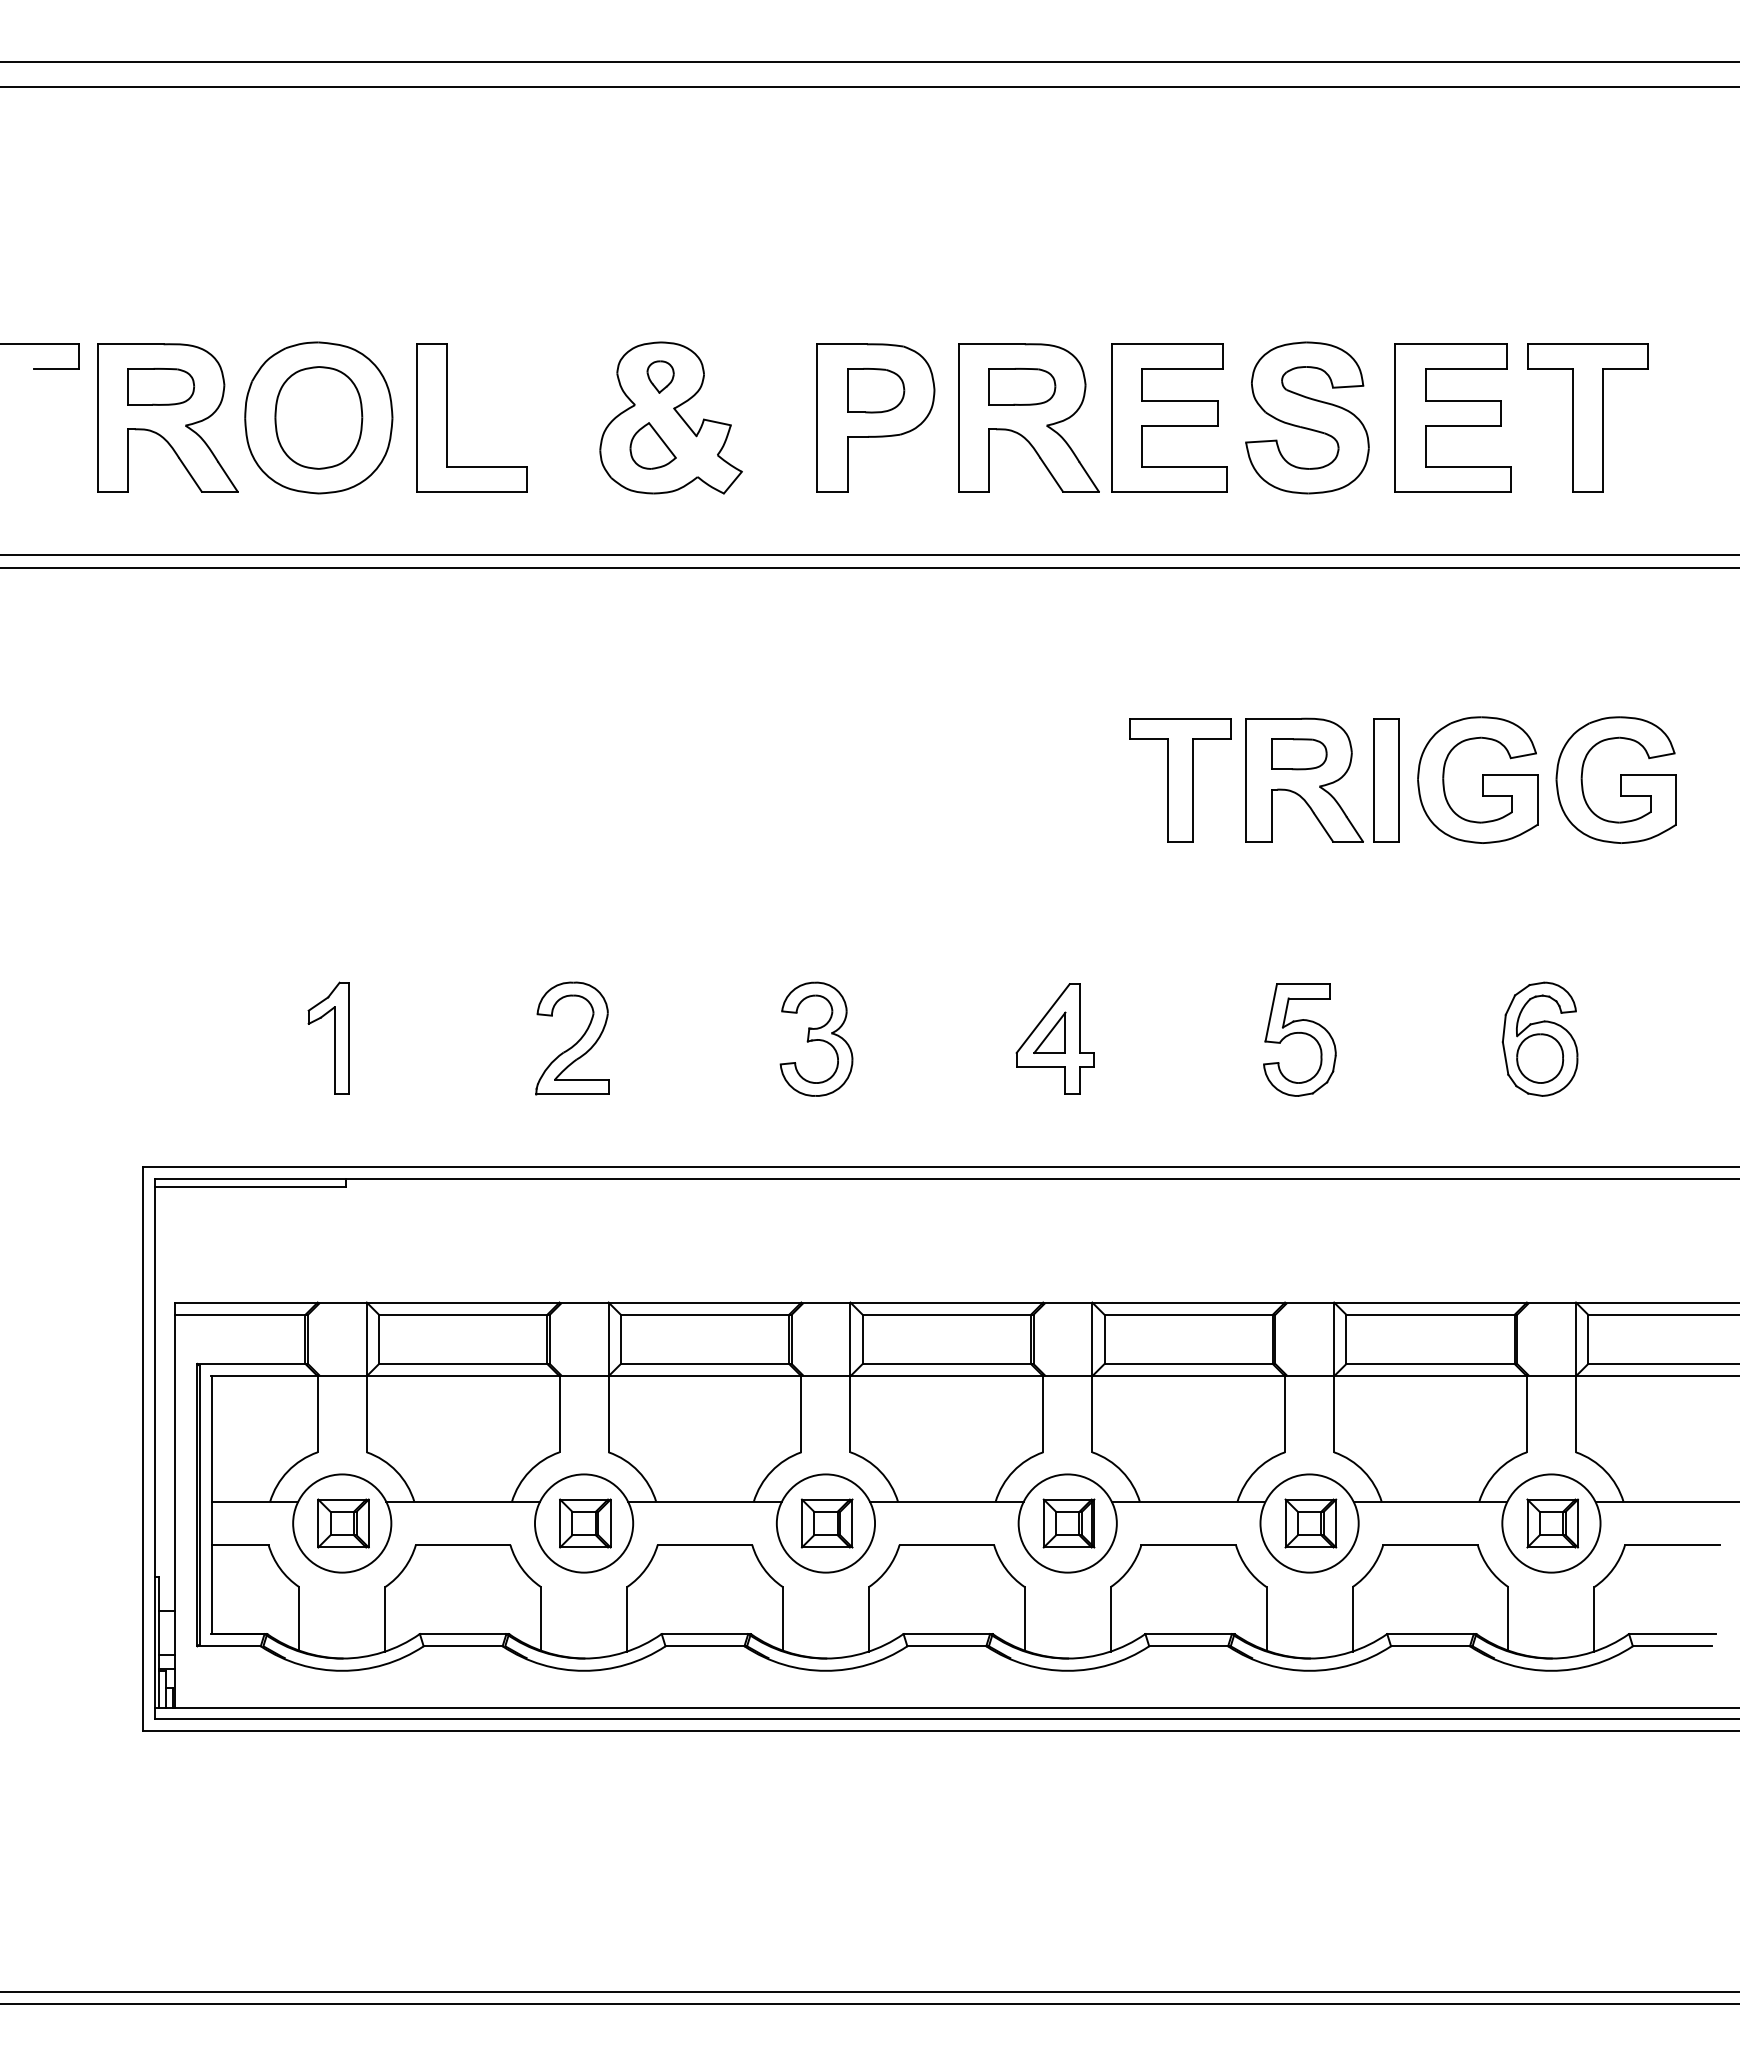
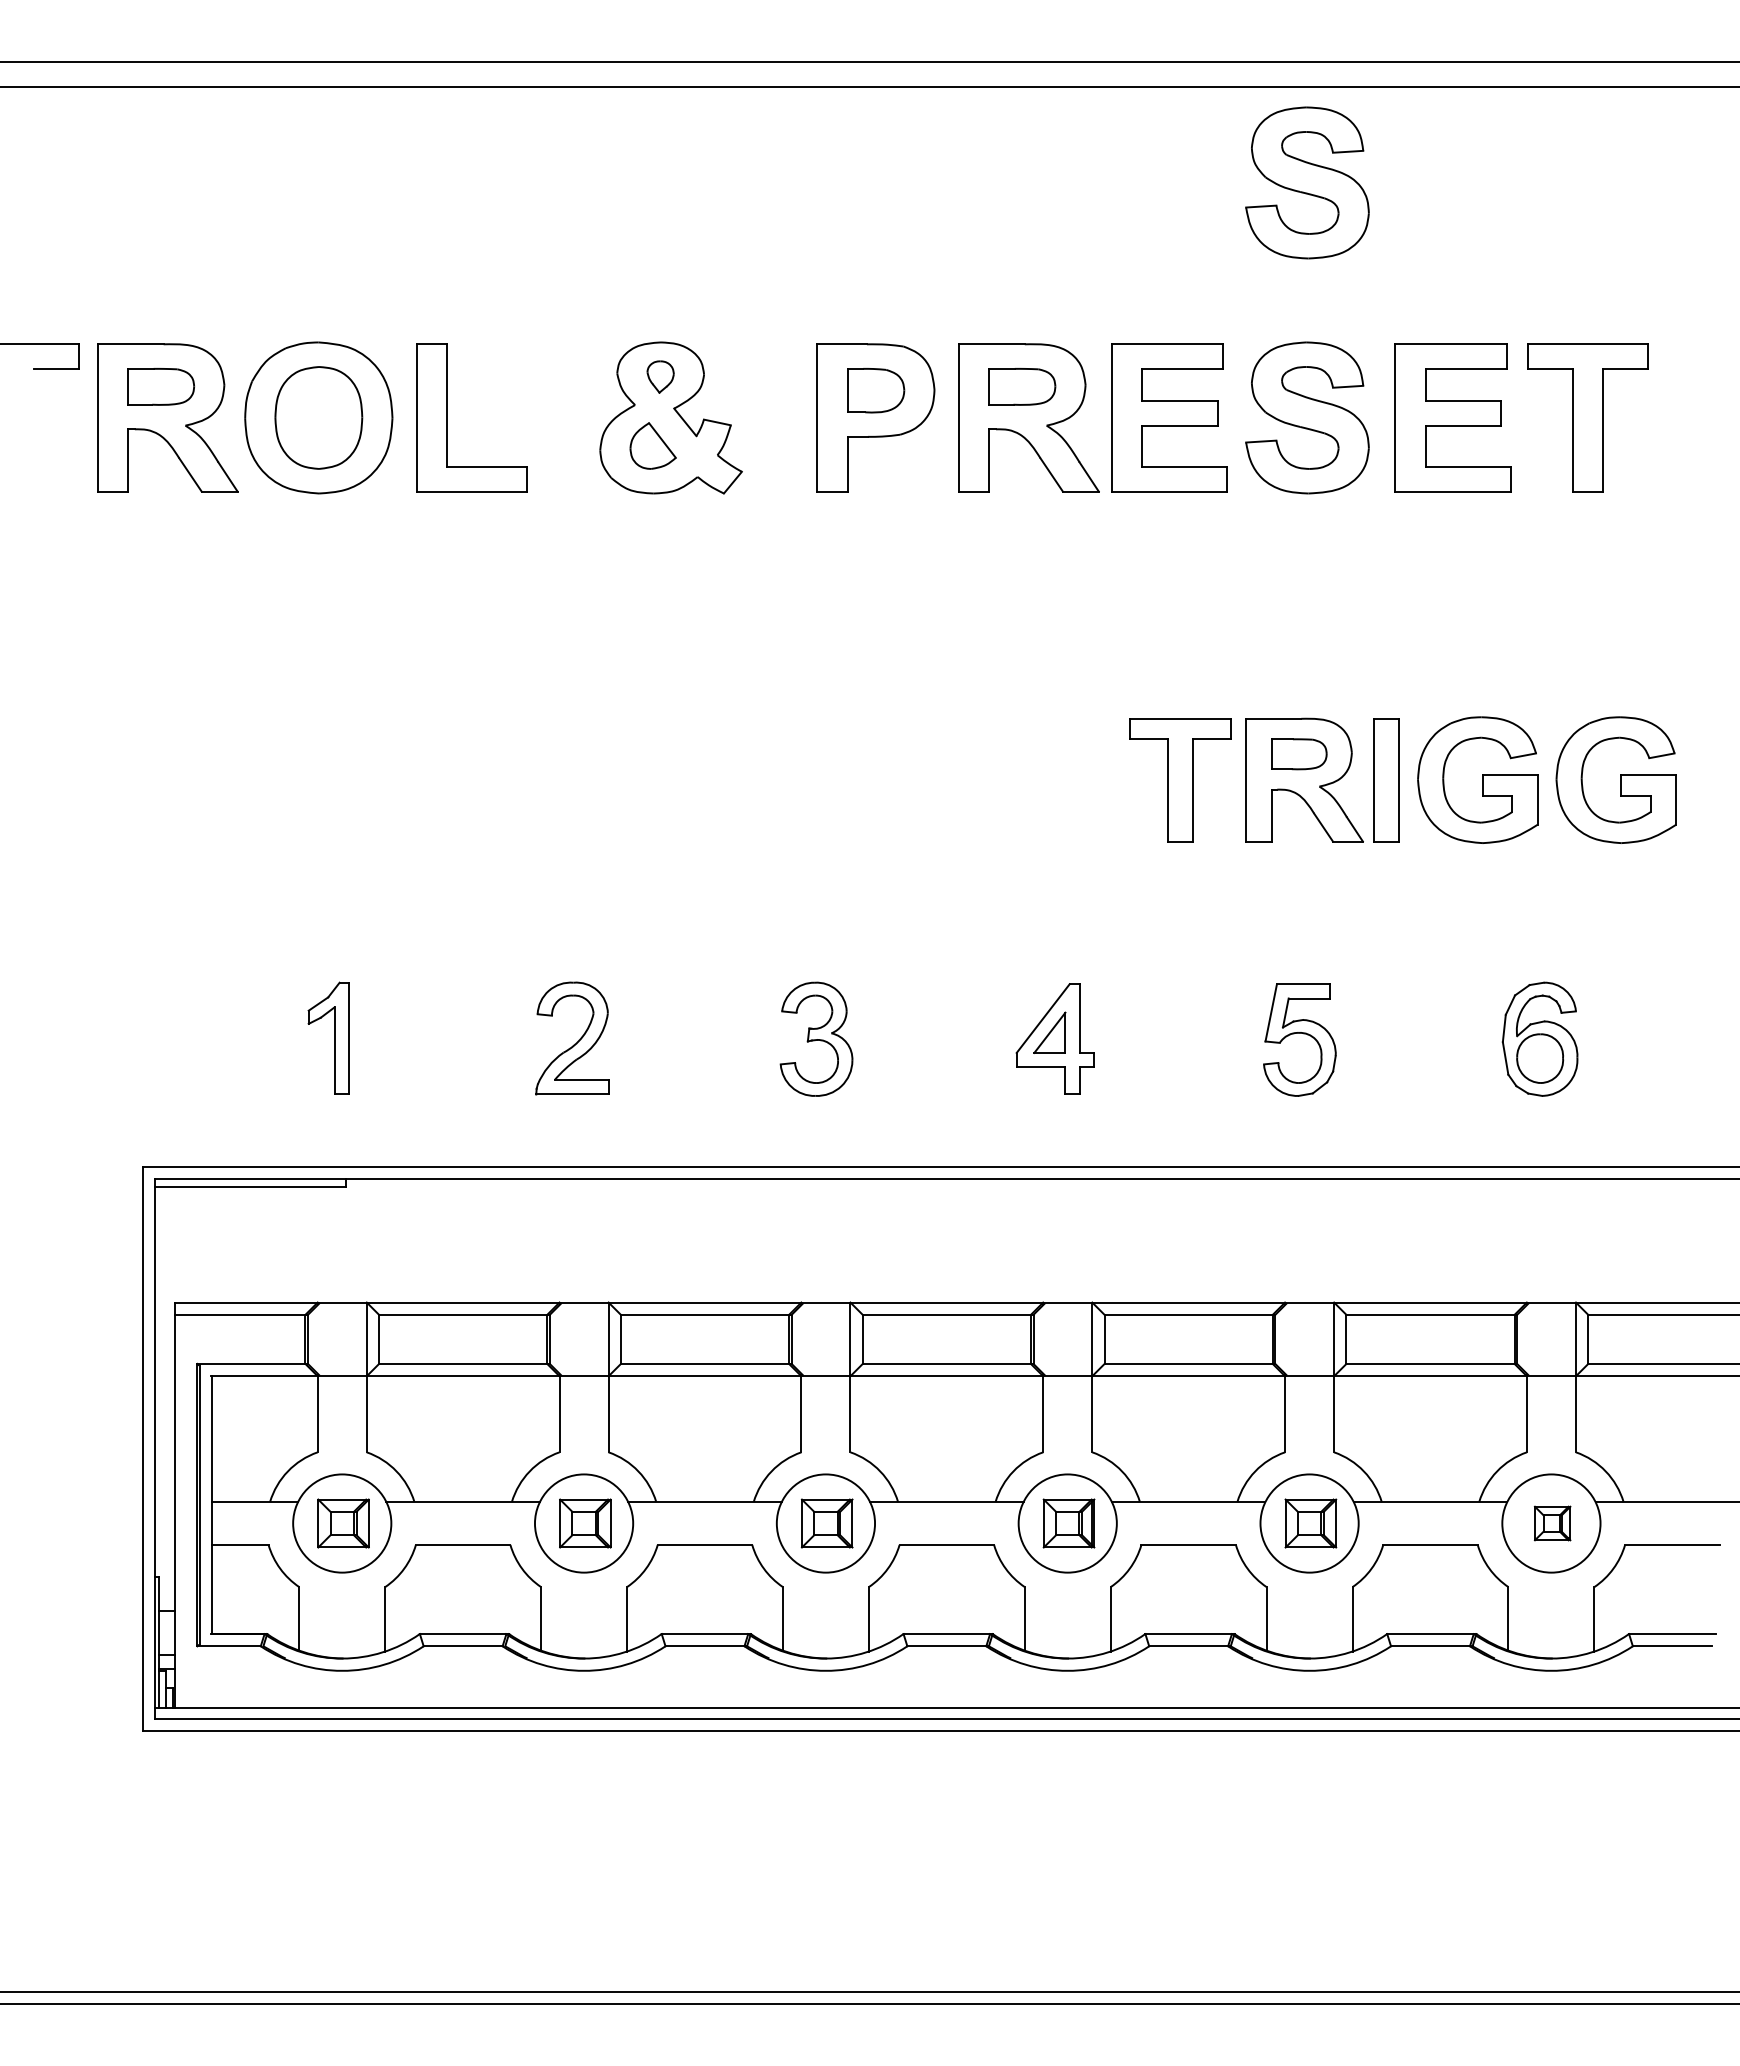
part: none -> present (1307, 182)
line: present -> none (869, 555)
line: present -> none (869, 567)
part size: 53x51 px -> 39x37 px (1552, 1523)
